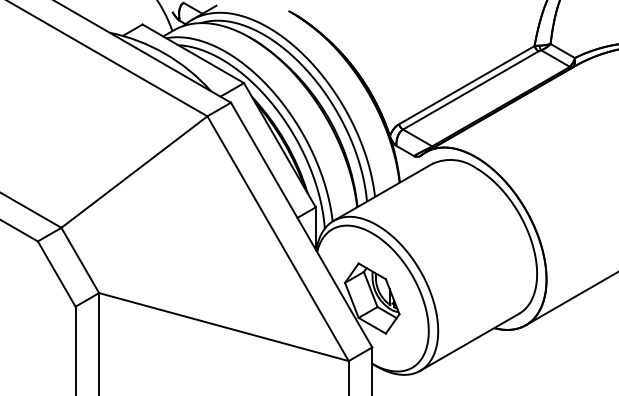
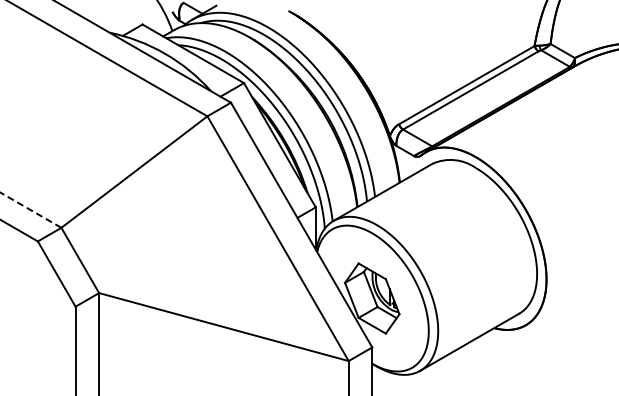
line: solid -> dashed (30, 209)
line: present -> none (570, 299)
